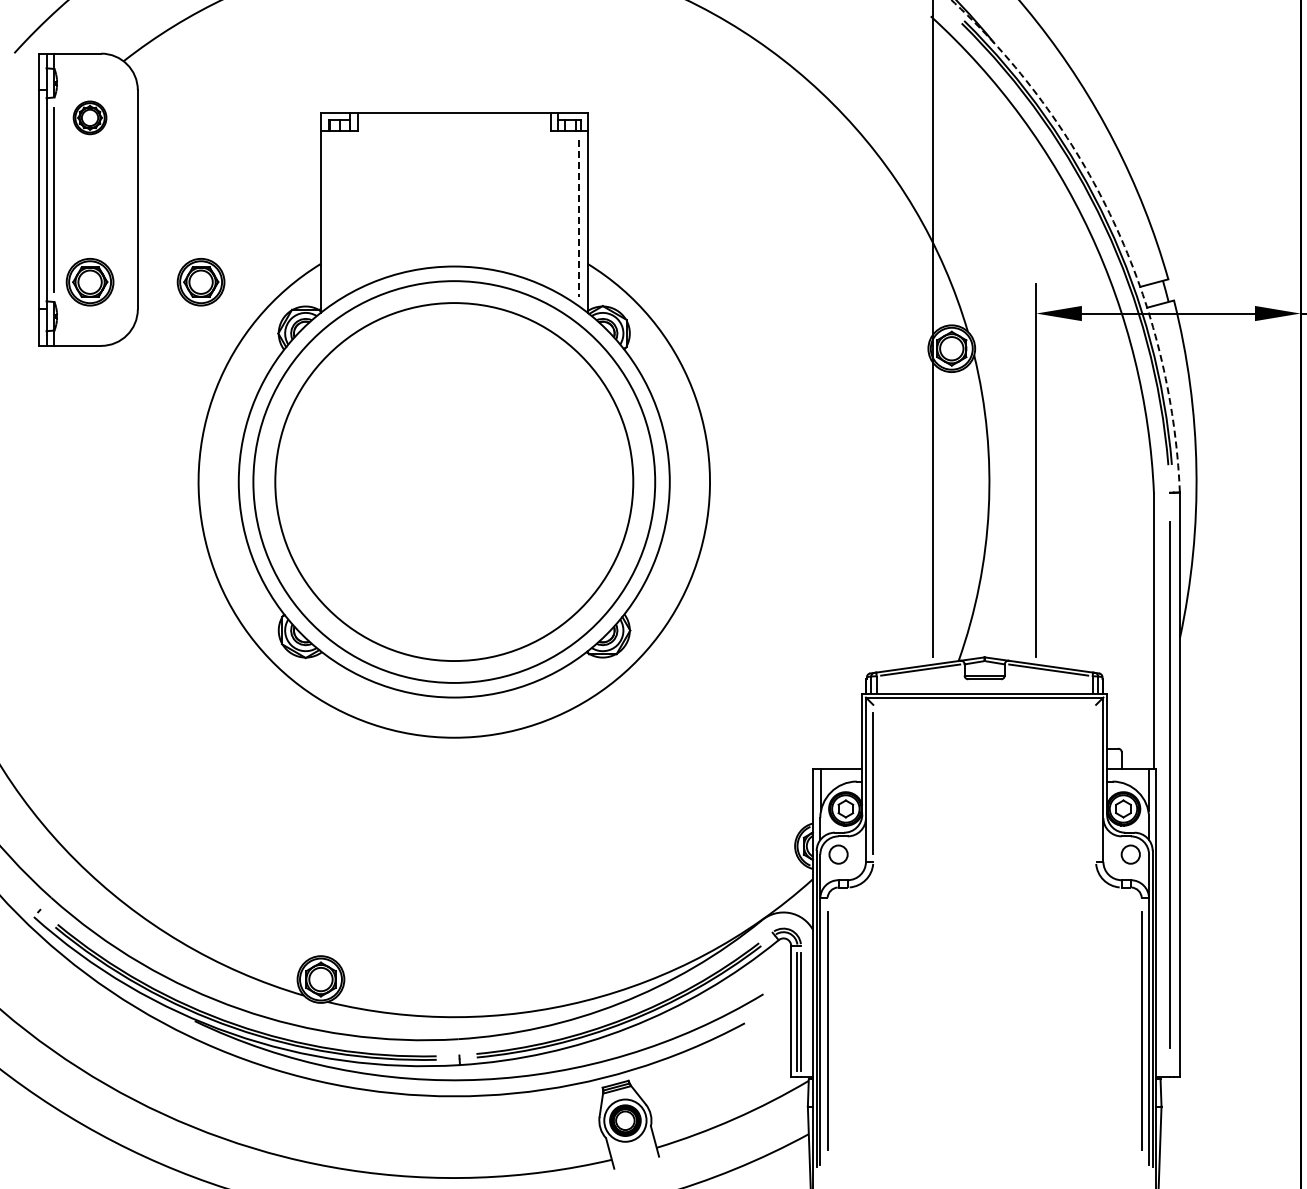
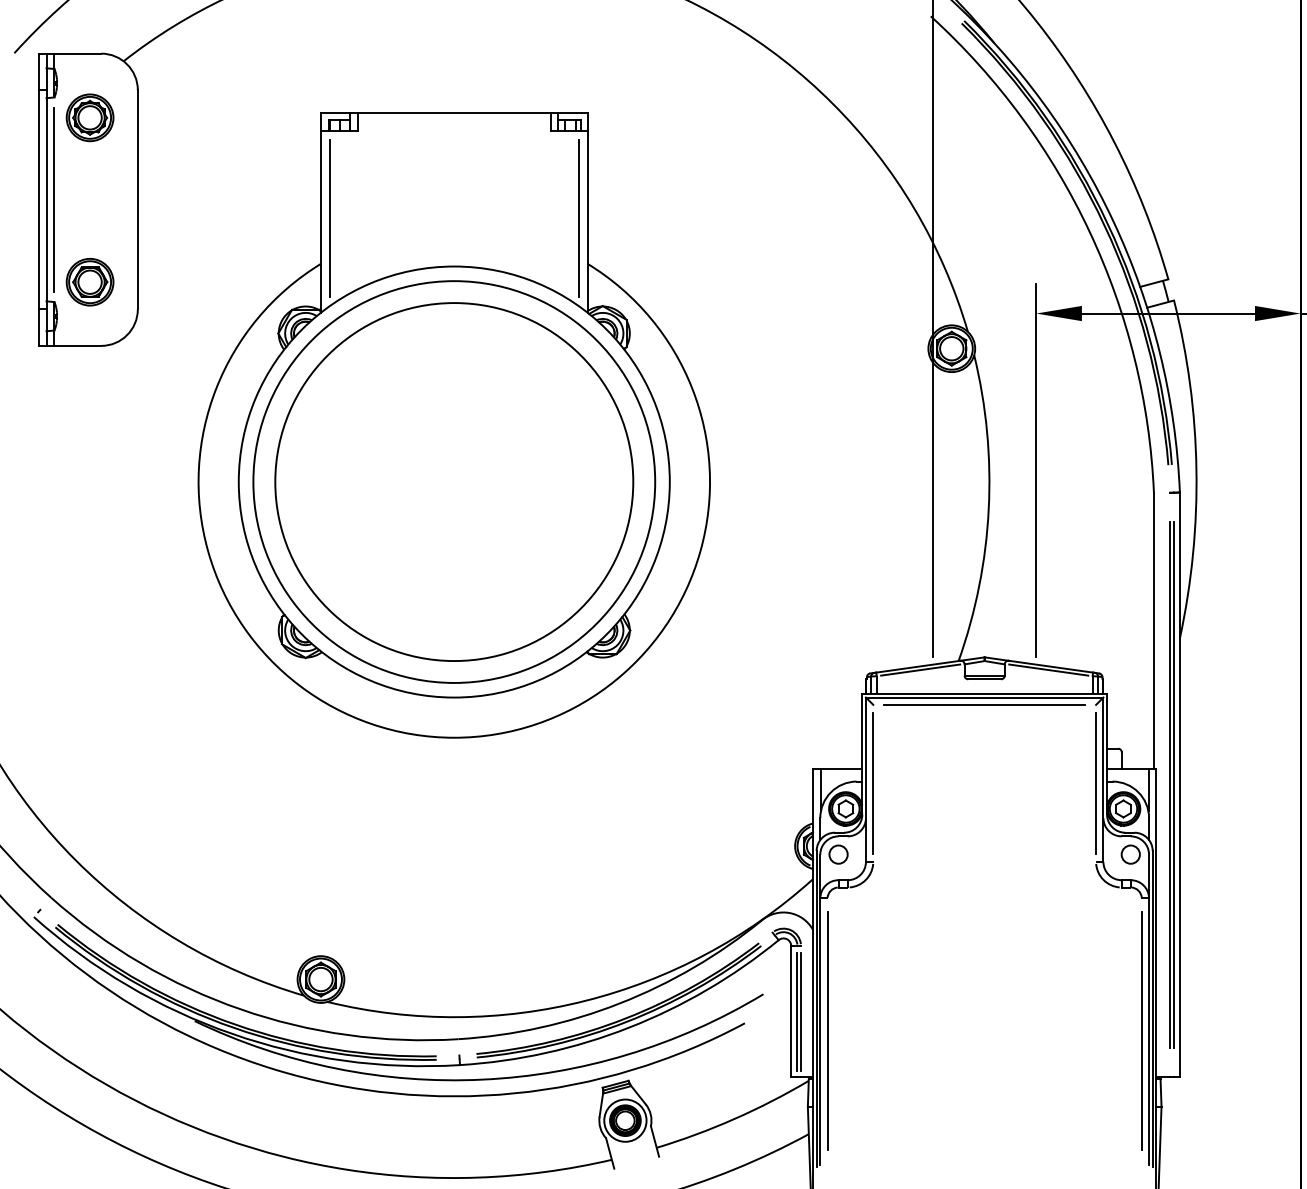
part size: 36x36 px -> 50x50 px (89, 117)
line: none -> present (330, 218)
line: dashed -> solid (578, 218)
arc: dashed -> solid (1114, 223)
part: present -> none (200, 282)
line: none -> present (984, 704)
line: none -> present (1096, 783)
line: none -> present (1173, 785)
